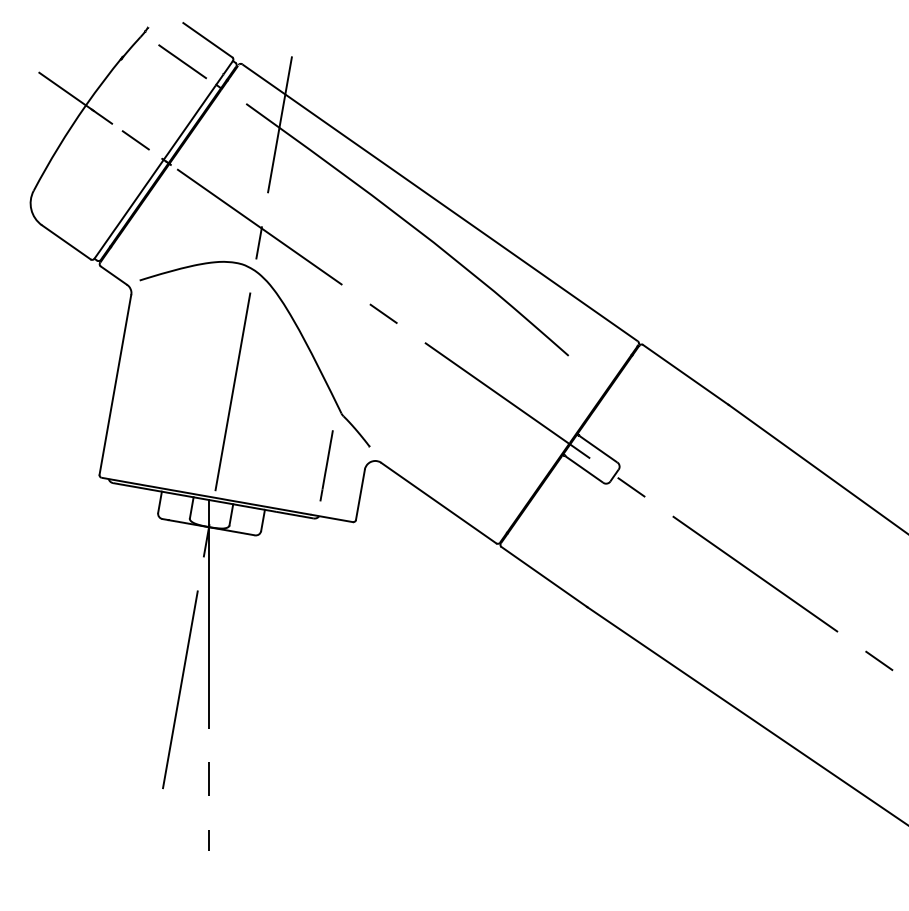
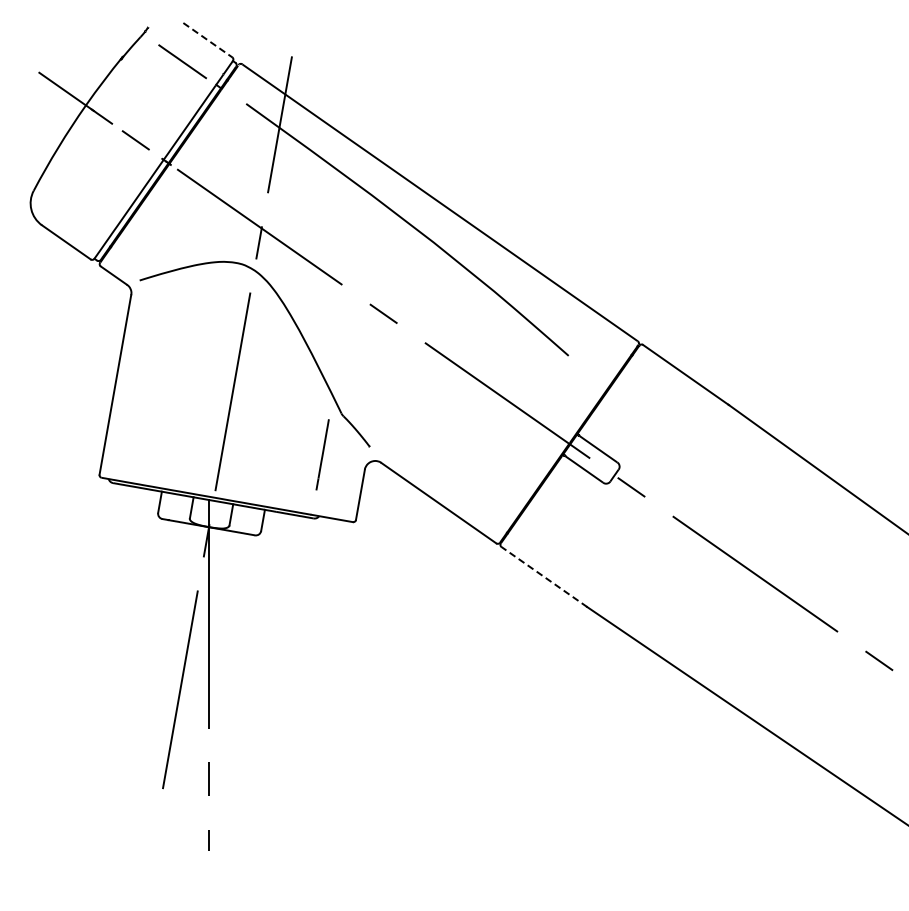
line: solid -> dashed (207, 40)
line position: (326, 465) -> (322, 454) (322, 454)
line: solid -> dashed (544, 577)
